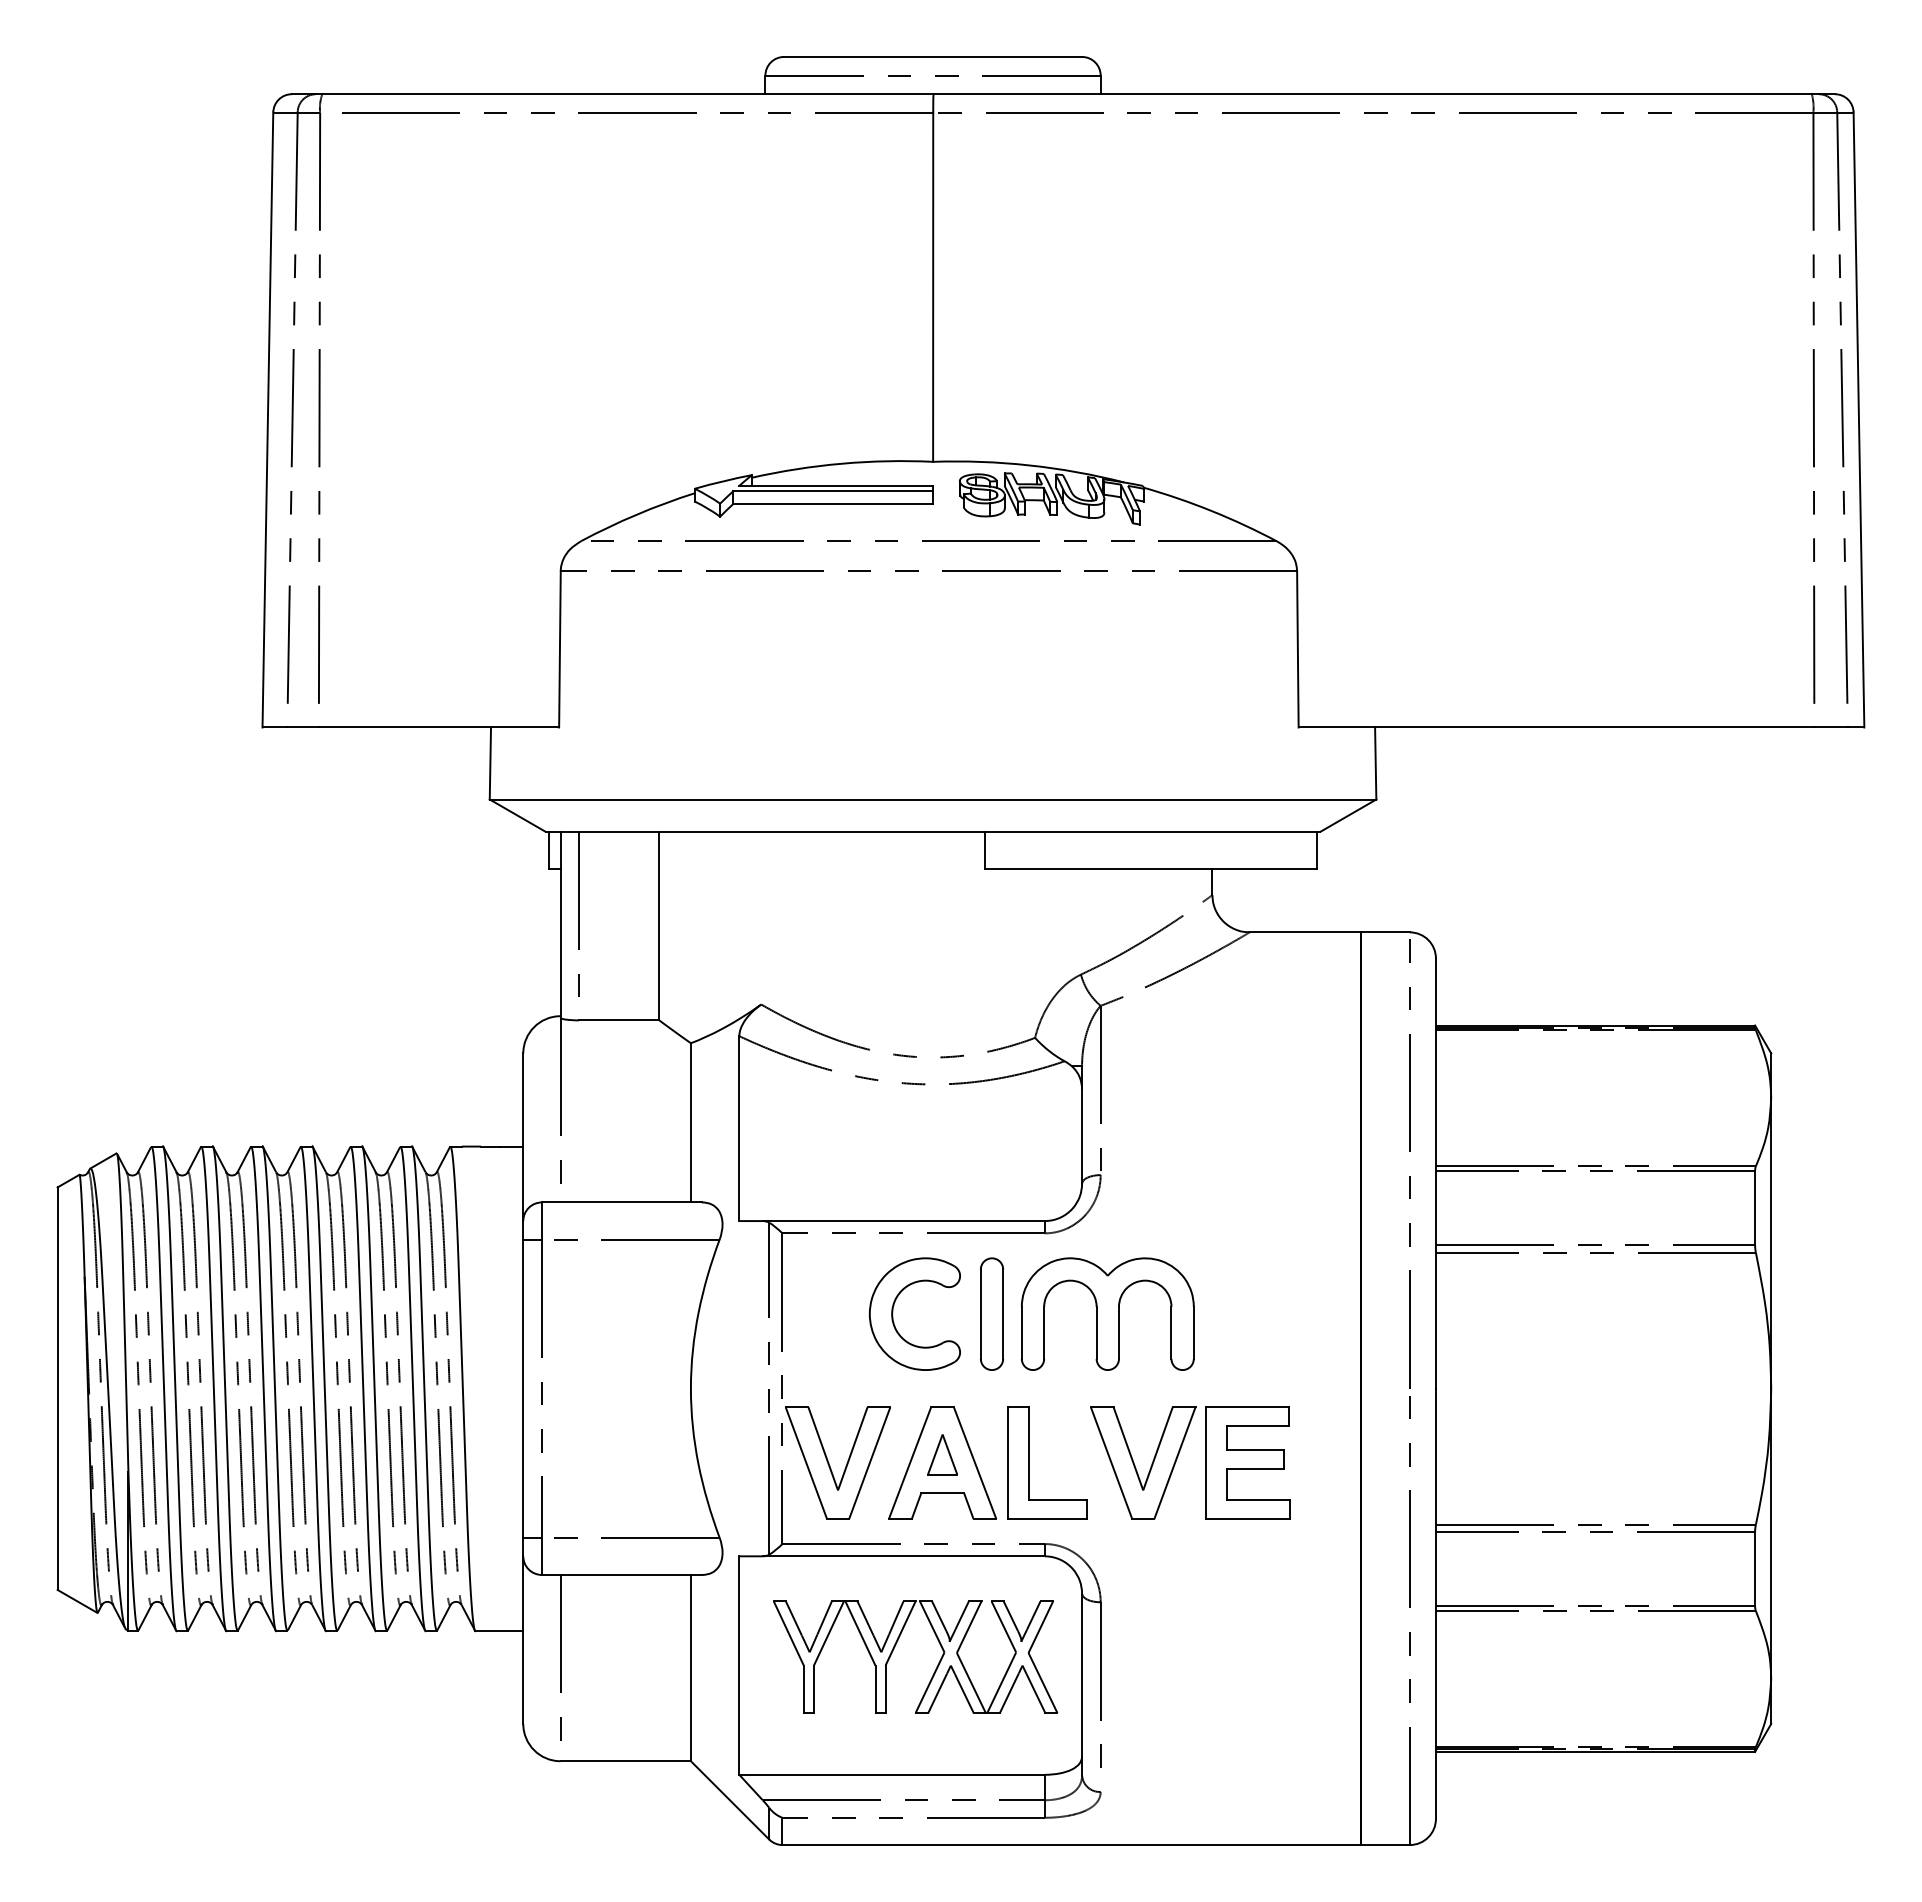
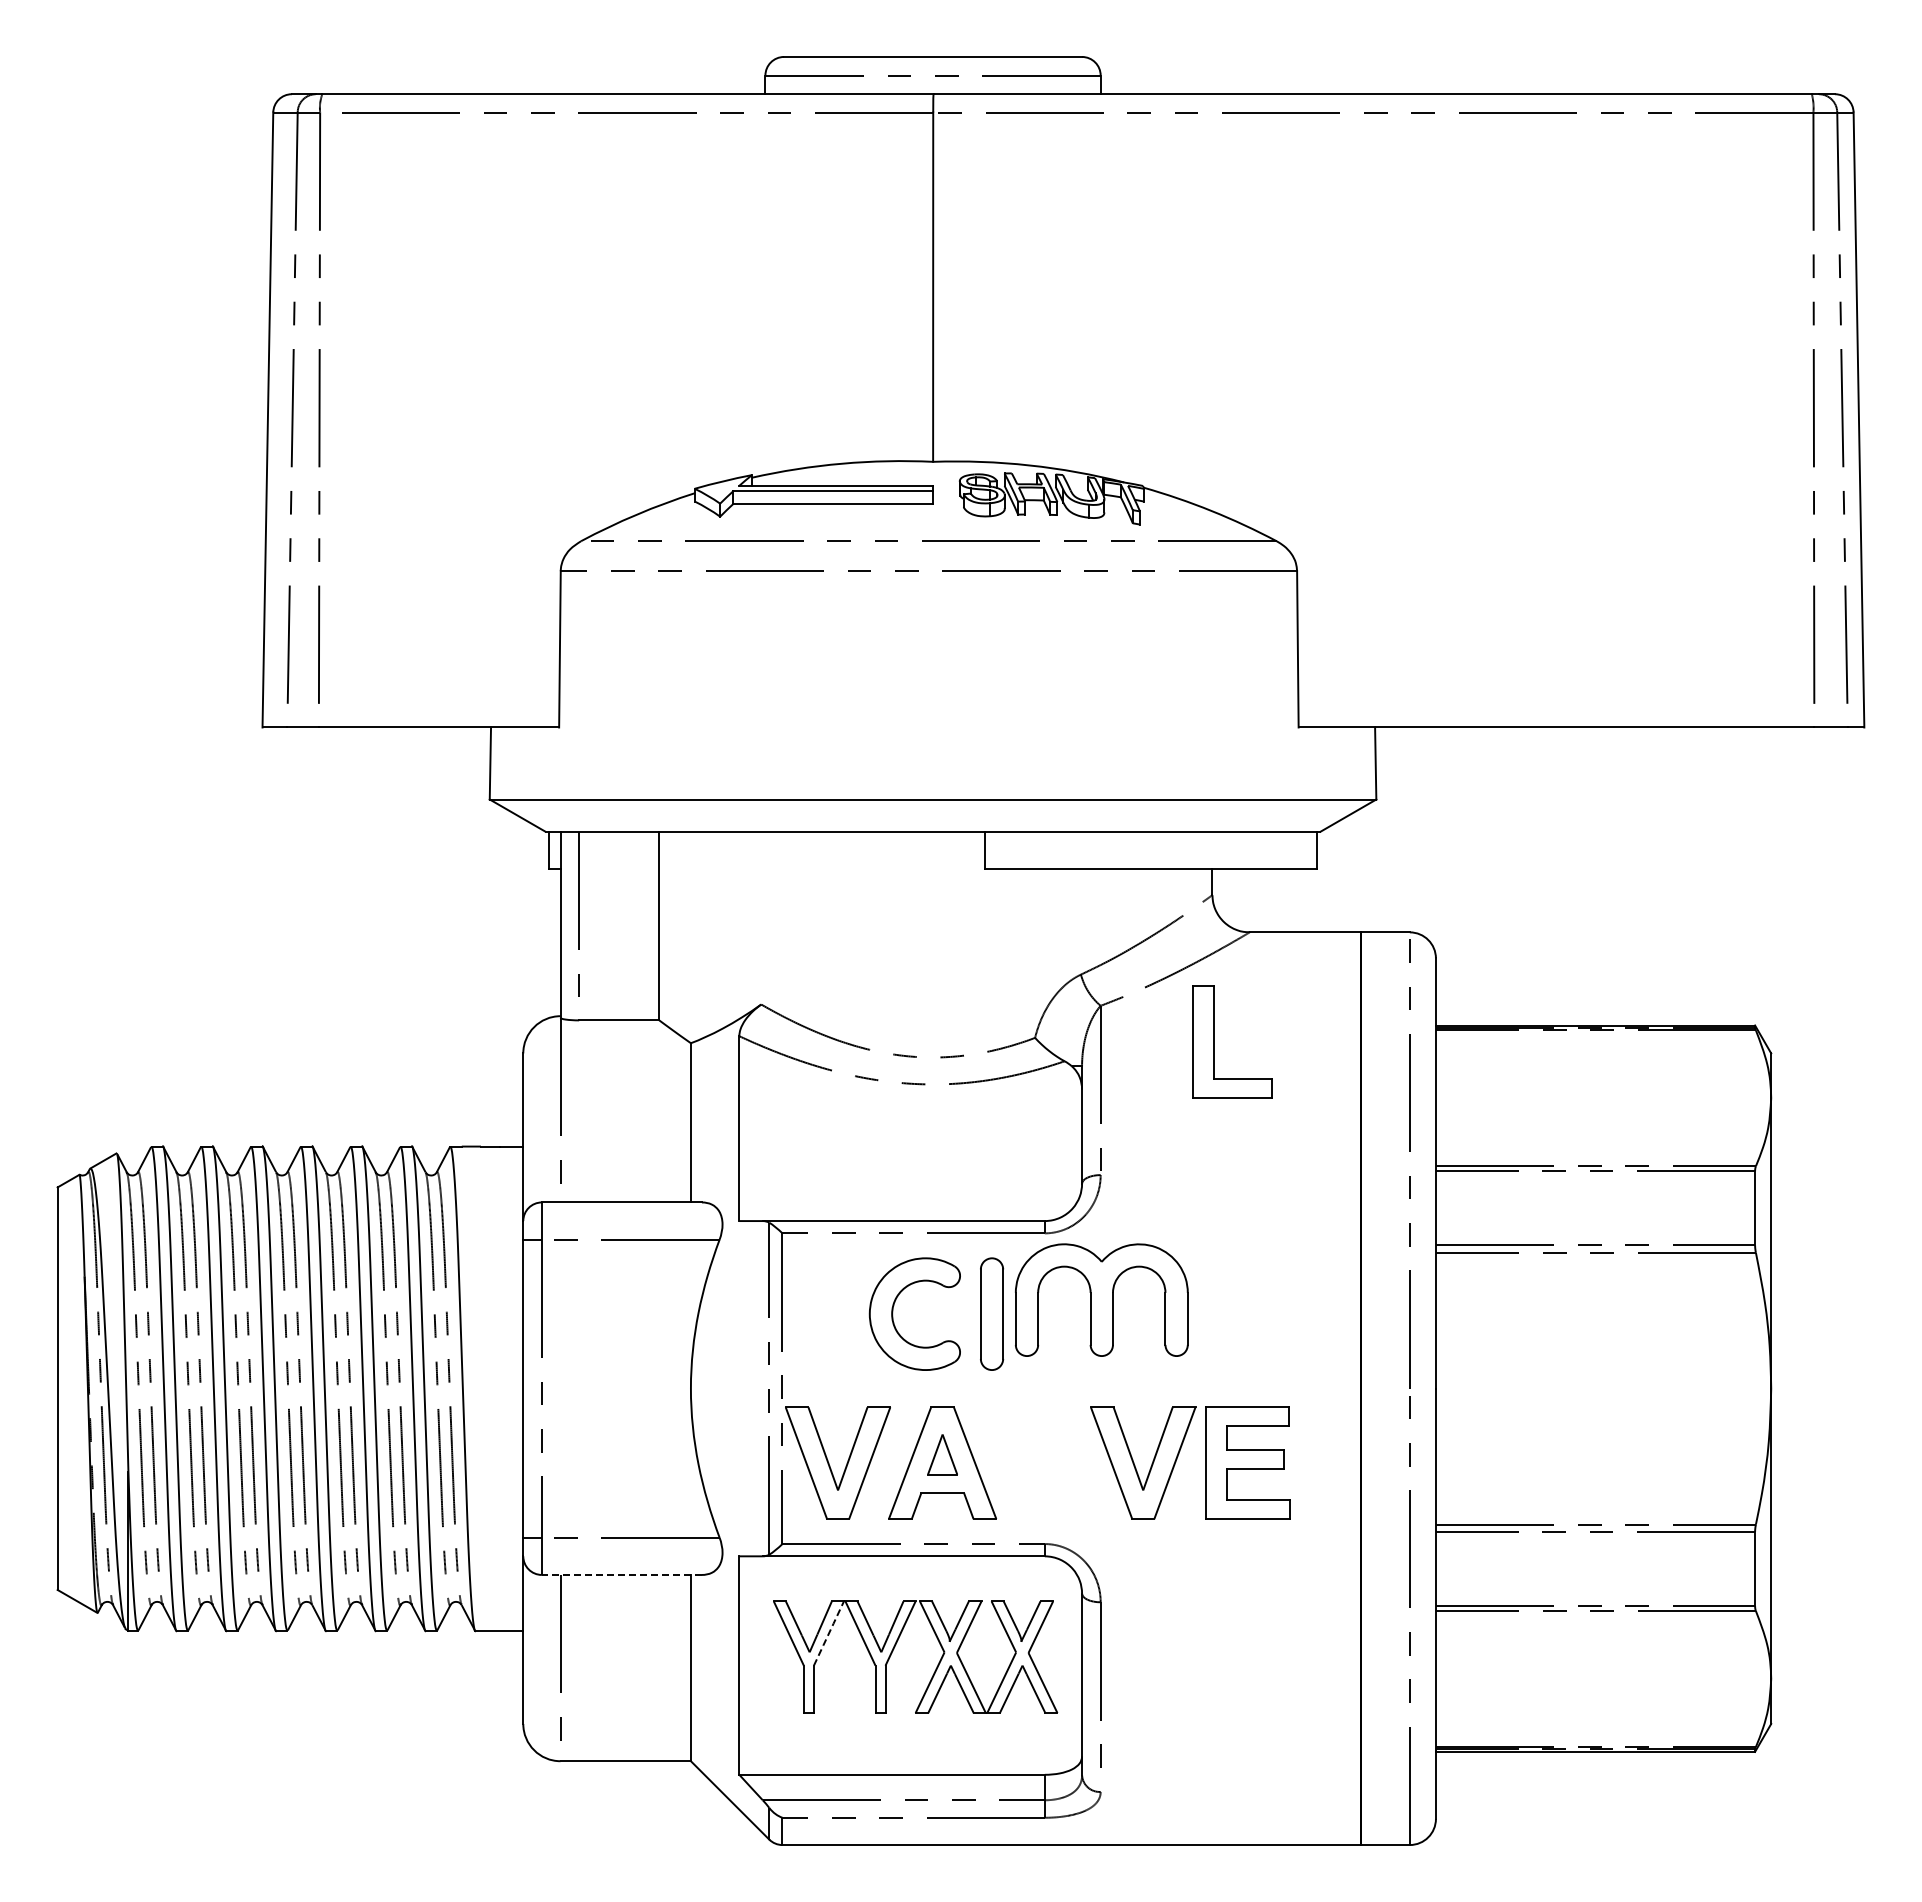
part position: (1107, 1313) -> (1101, 1299) (1101, 1299)
part position: (1029, 1462) -> (1214, 1041) (1214, 1041)
line: solid -> dashed (621, 1574)
line: solid -> dashed (828, 1633)
